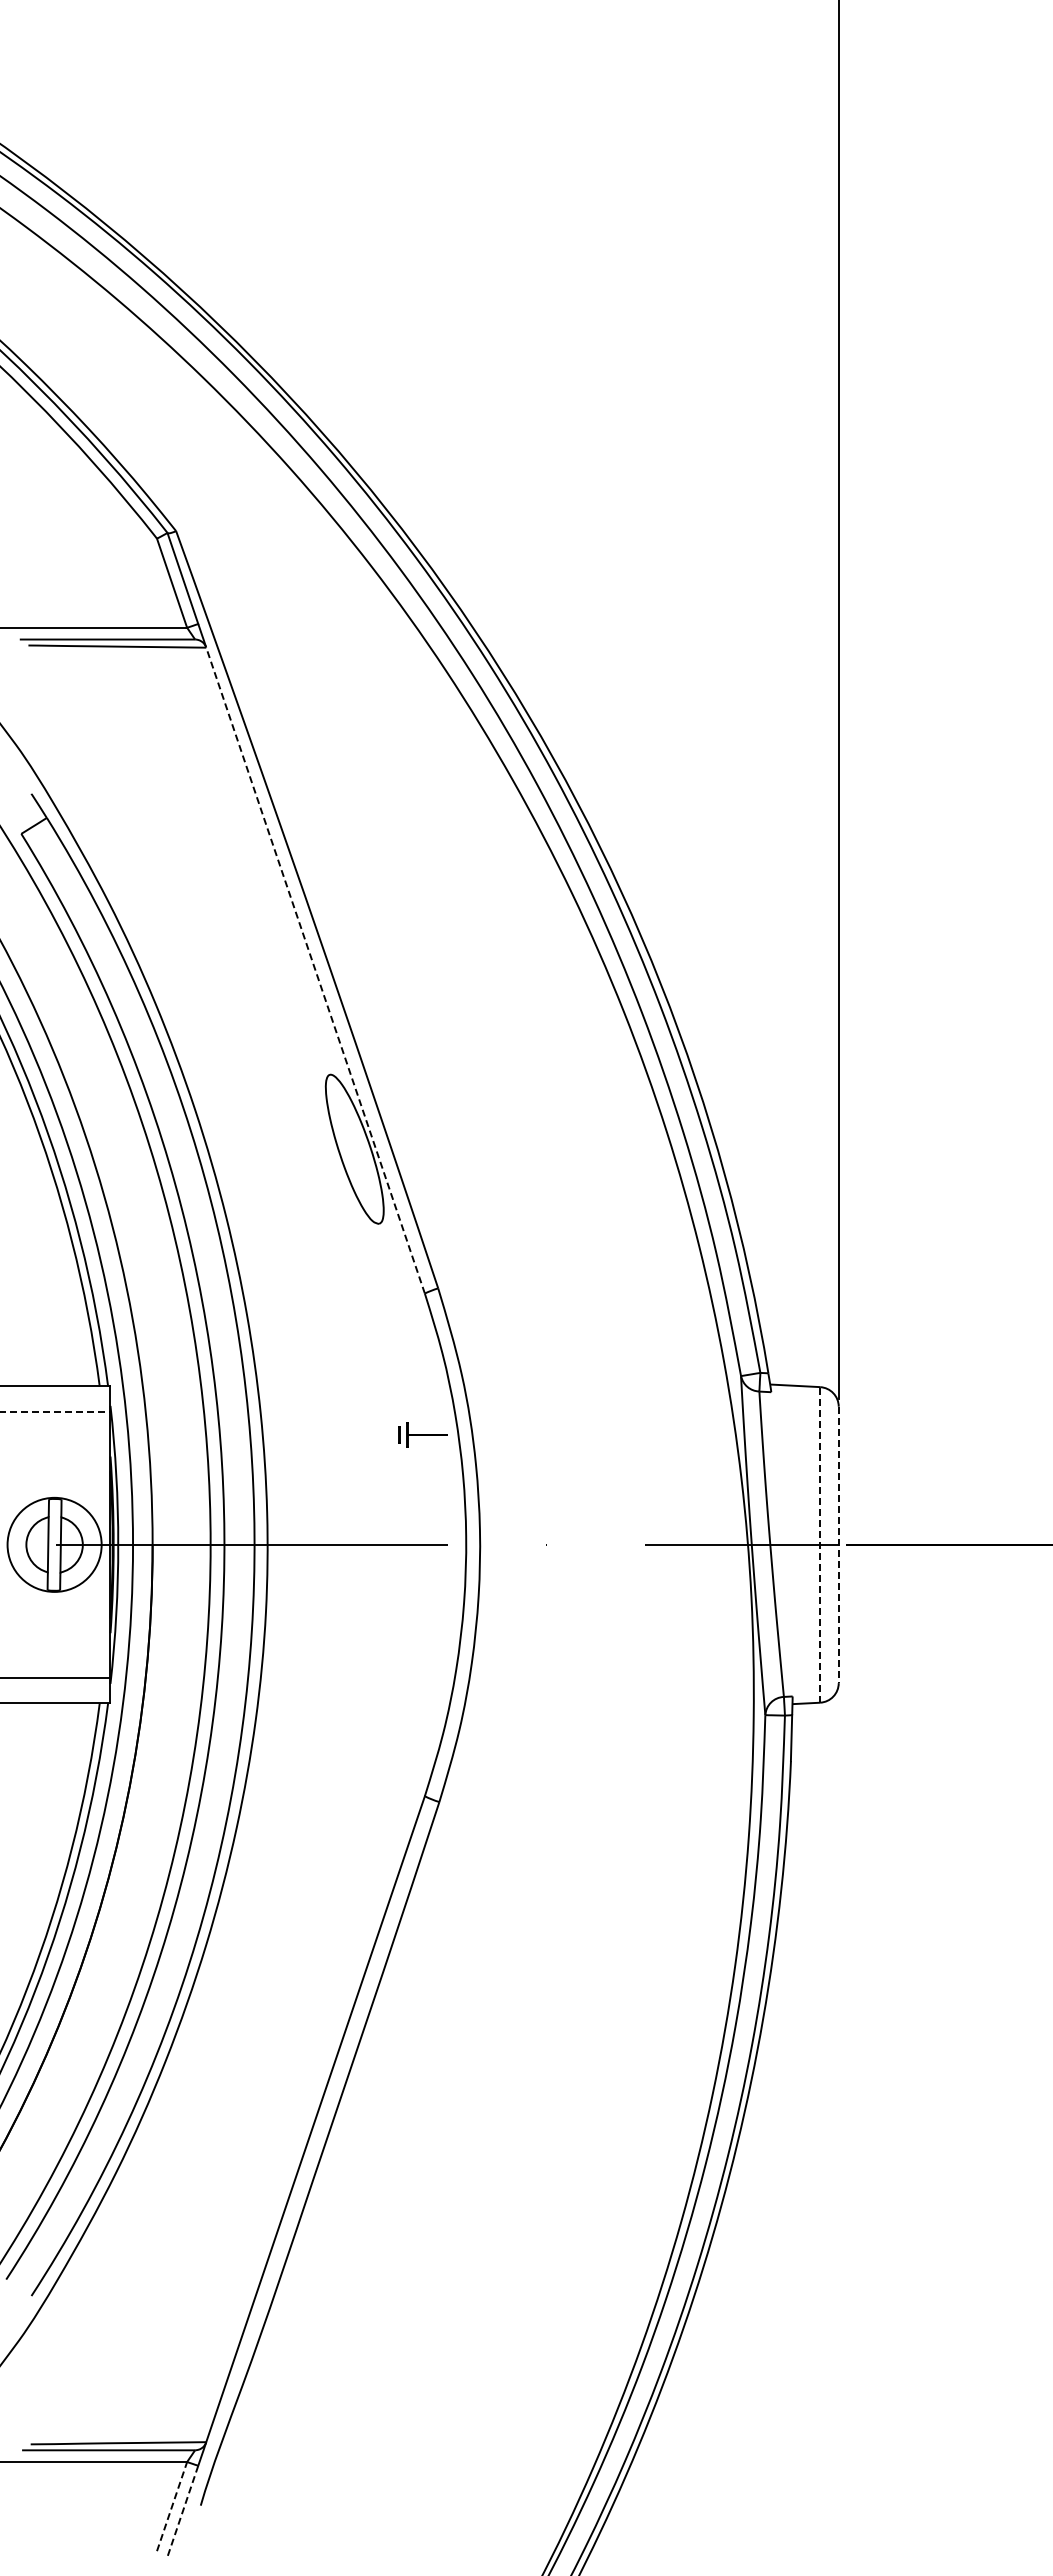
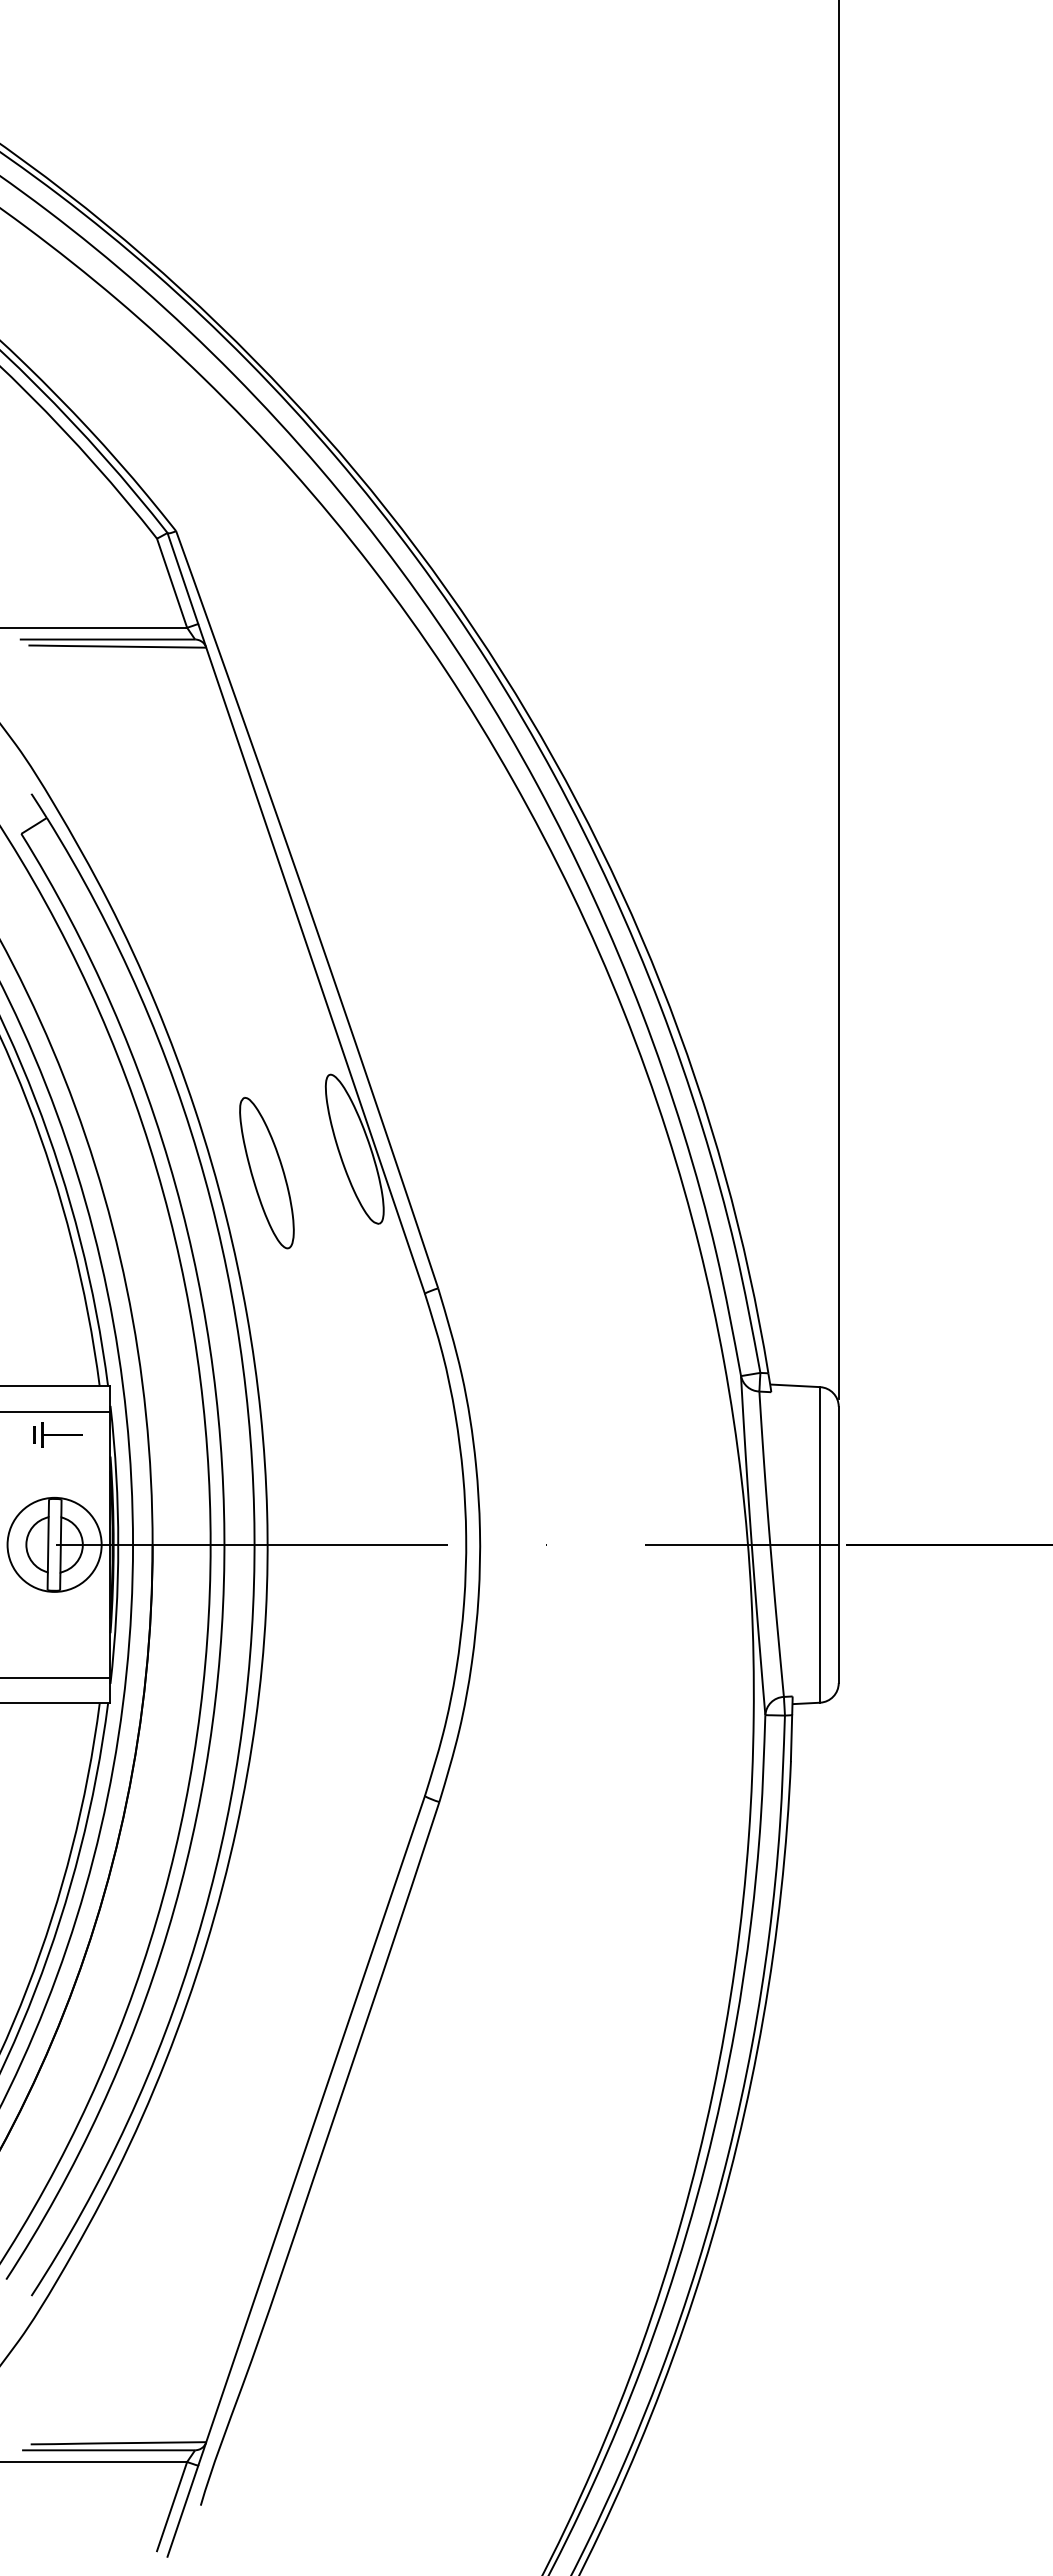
line: dashed -> solid (315, 970)
part: none -> present (266, 1173)
line: dashed -> solid (55, 1411)
part position: (422, 1434) -> (57, 1434) (57, 1434)
line: dashed -> solid (820, 1544)
line: dashed -> solid (838, 1545)
line: dashed -> solid (172, 2506)
line: dashed -> solid (182, 2511)
